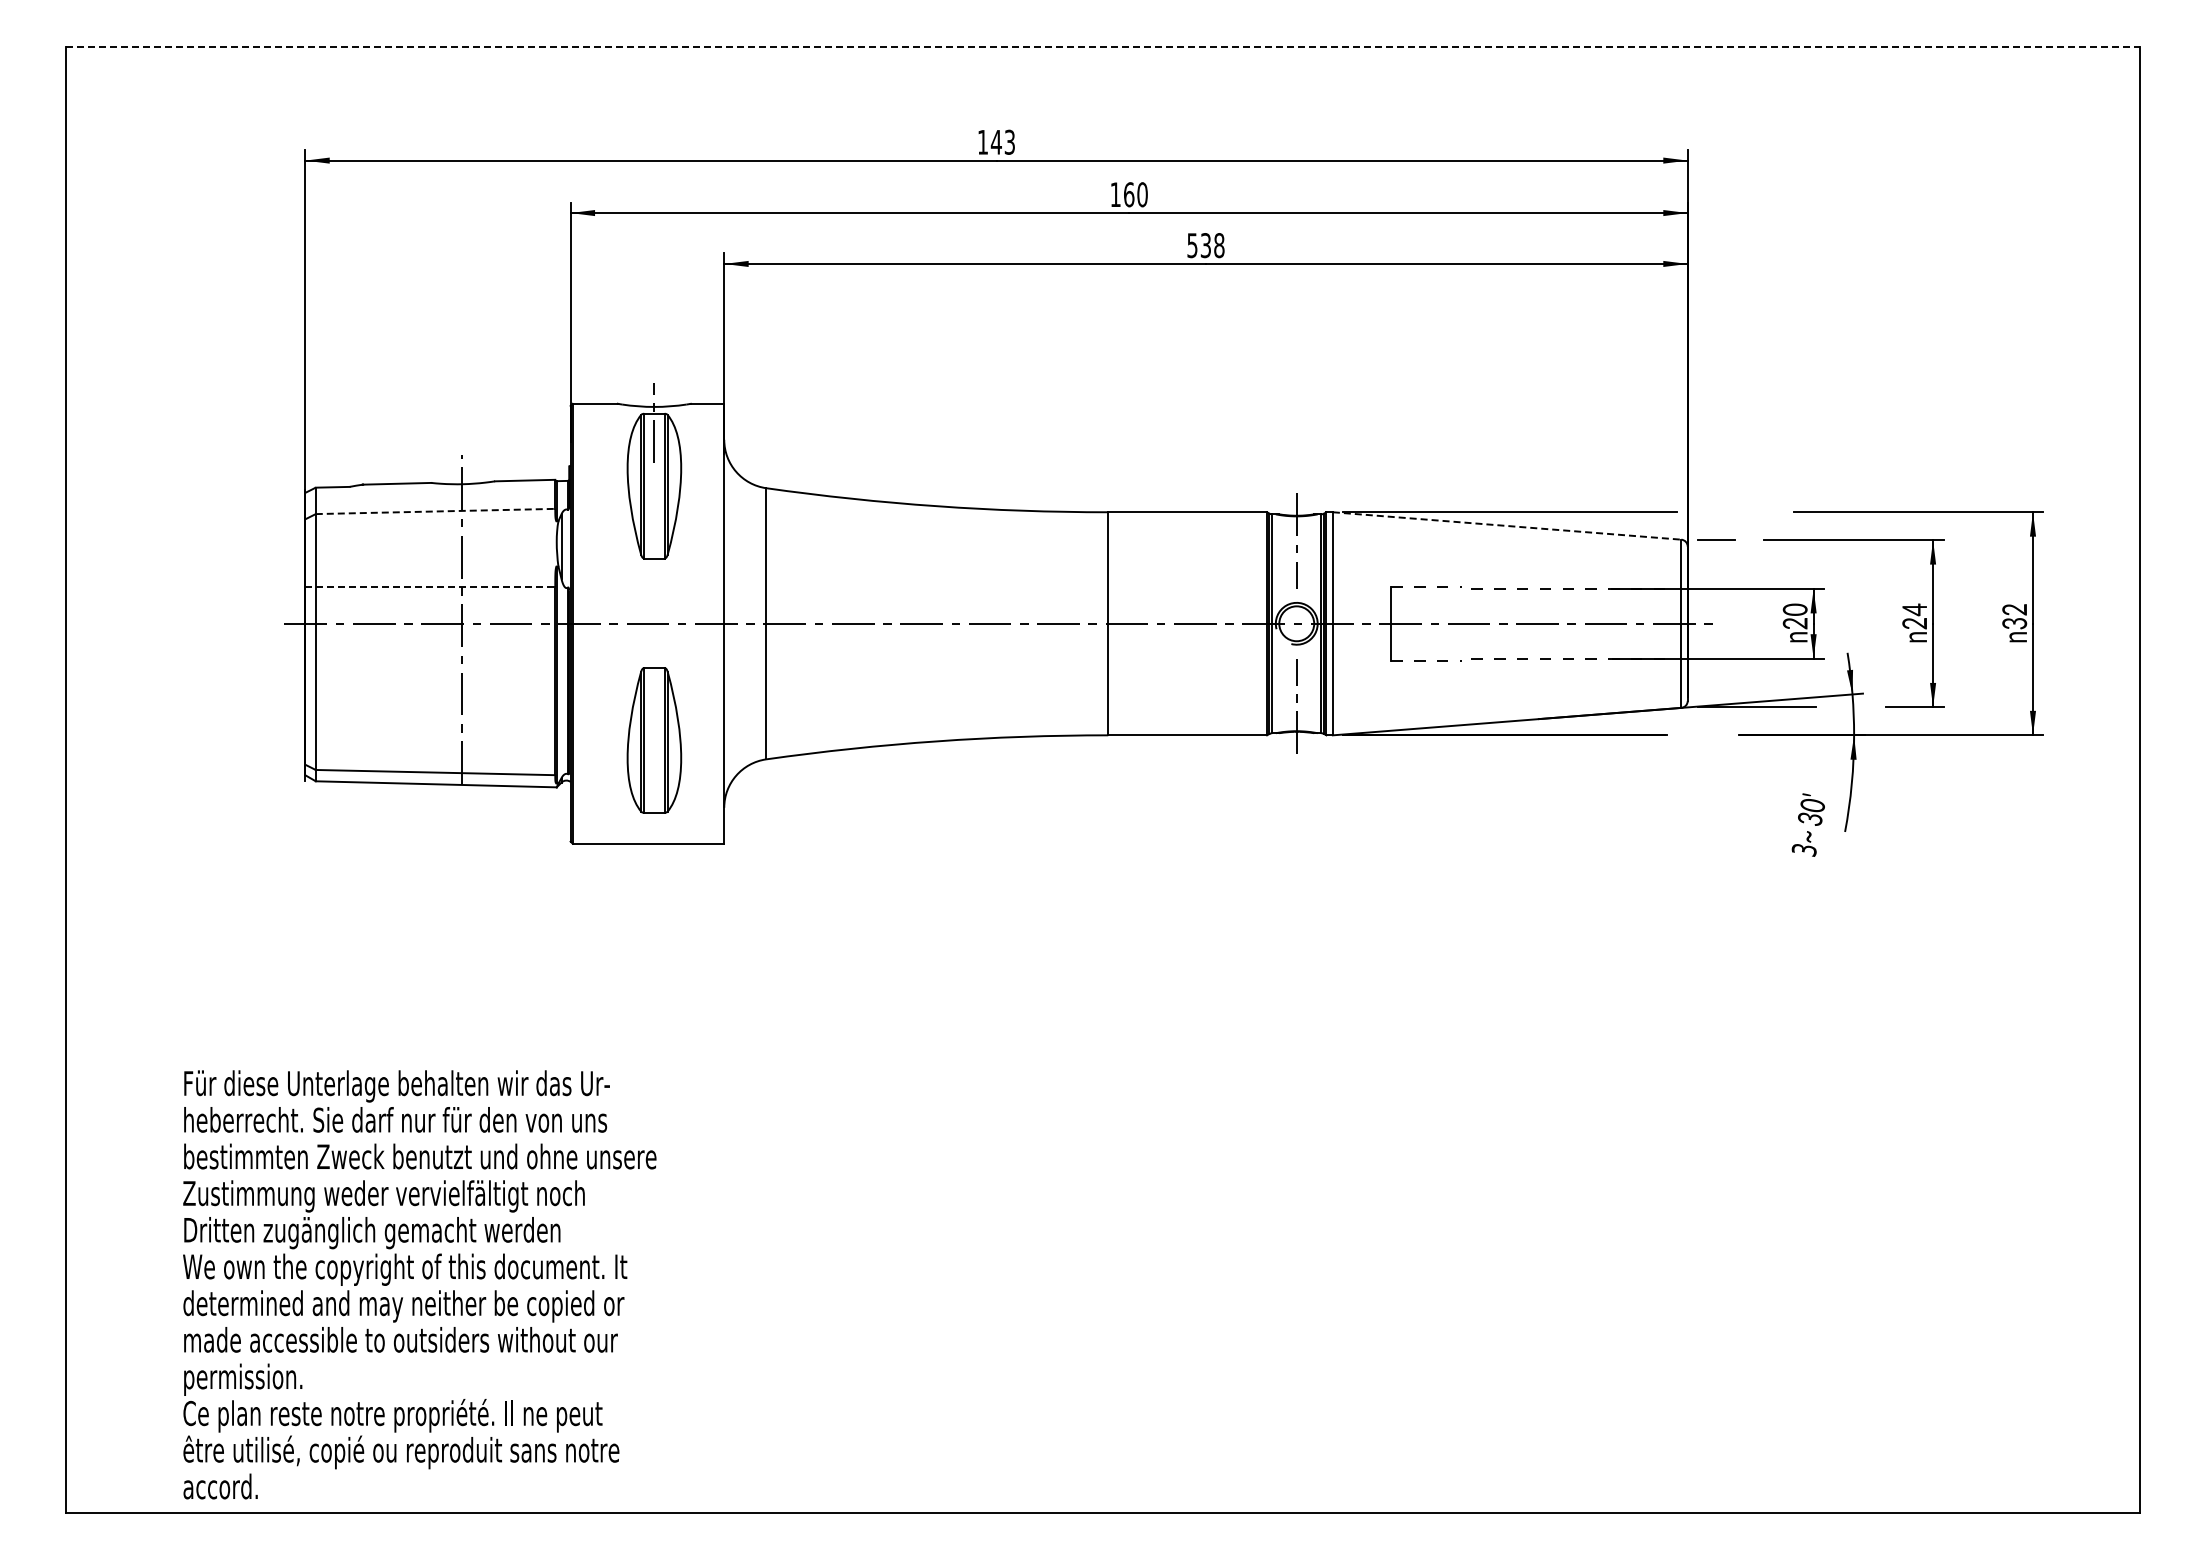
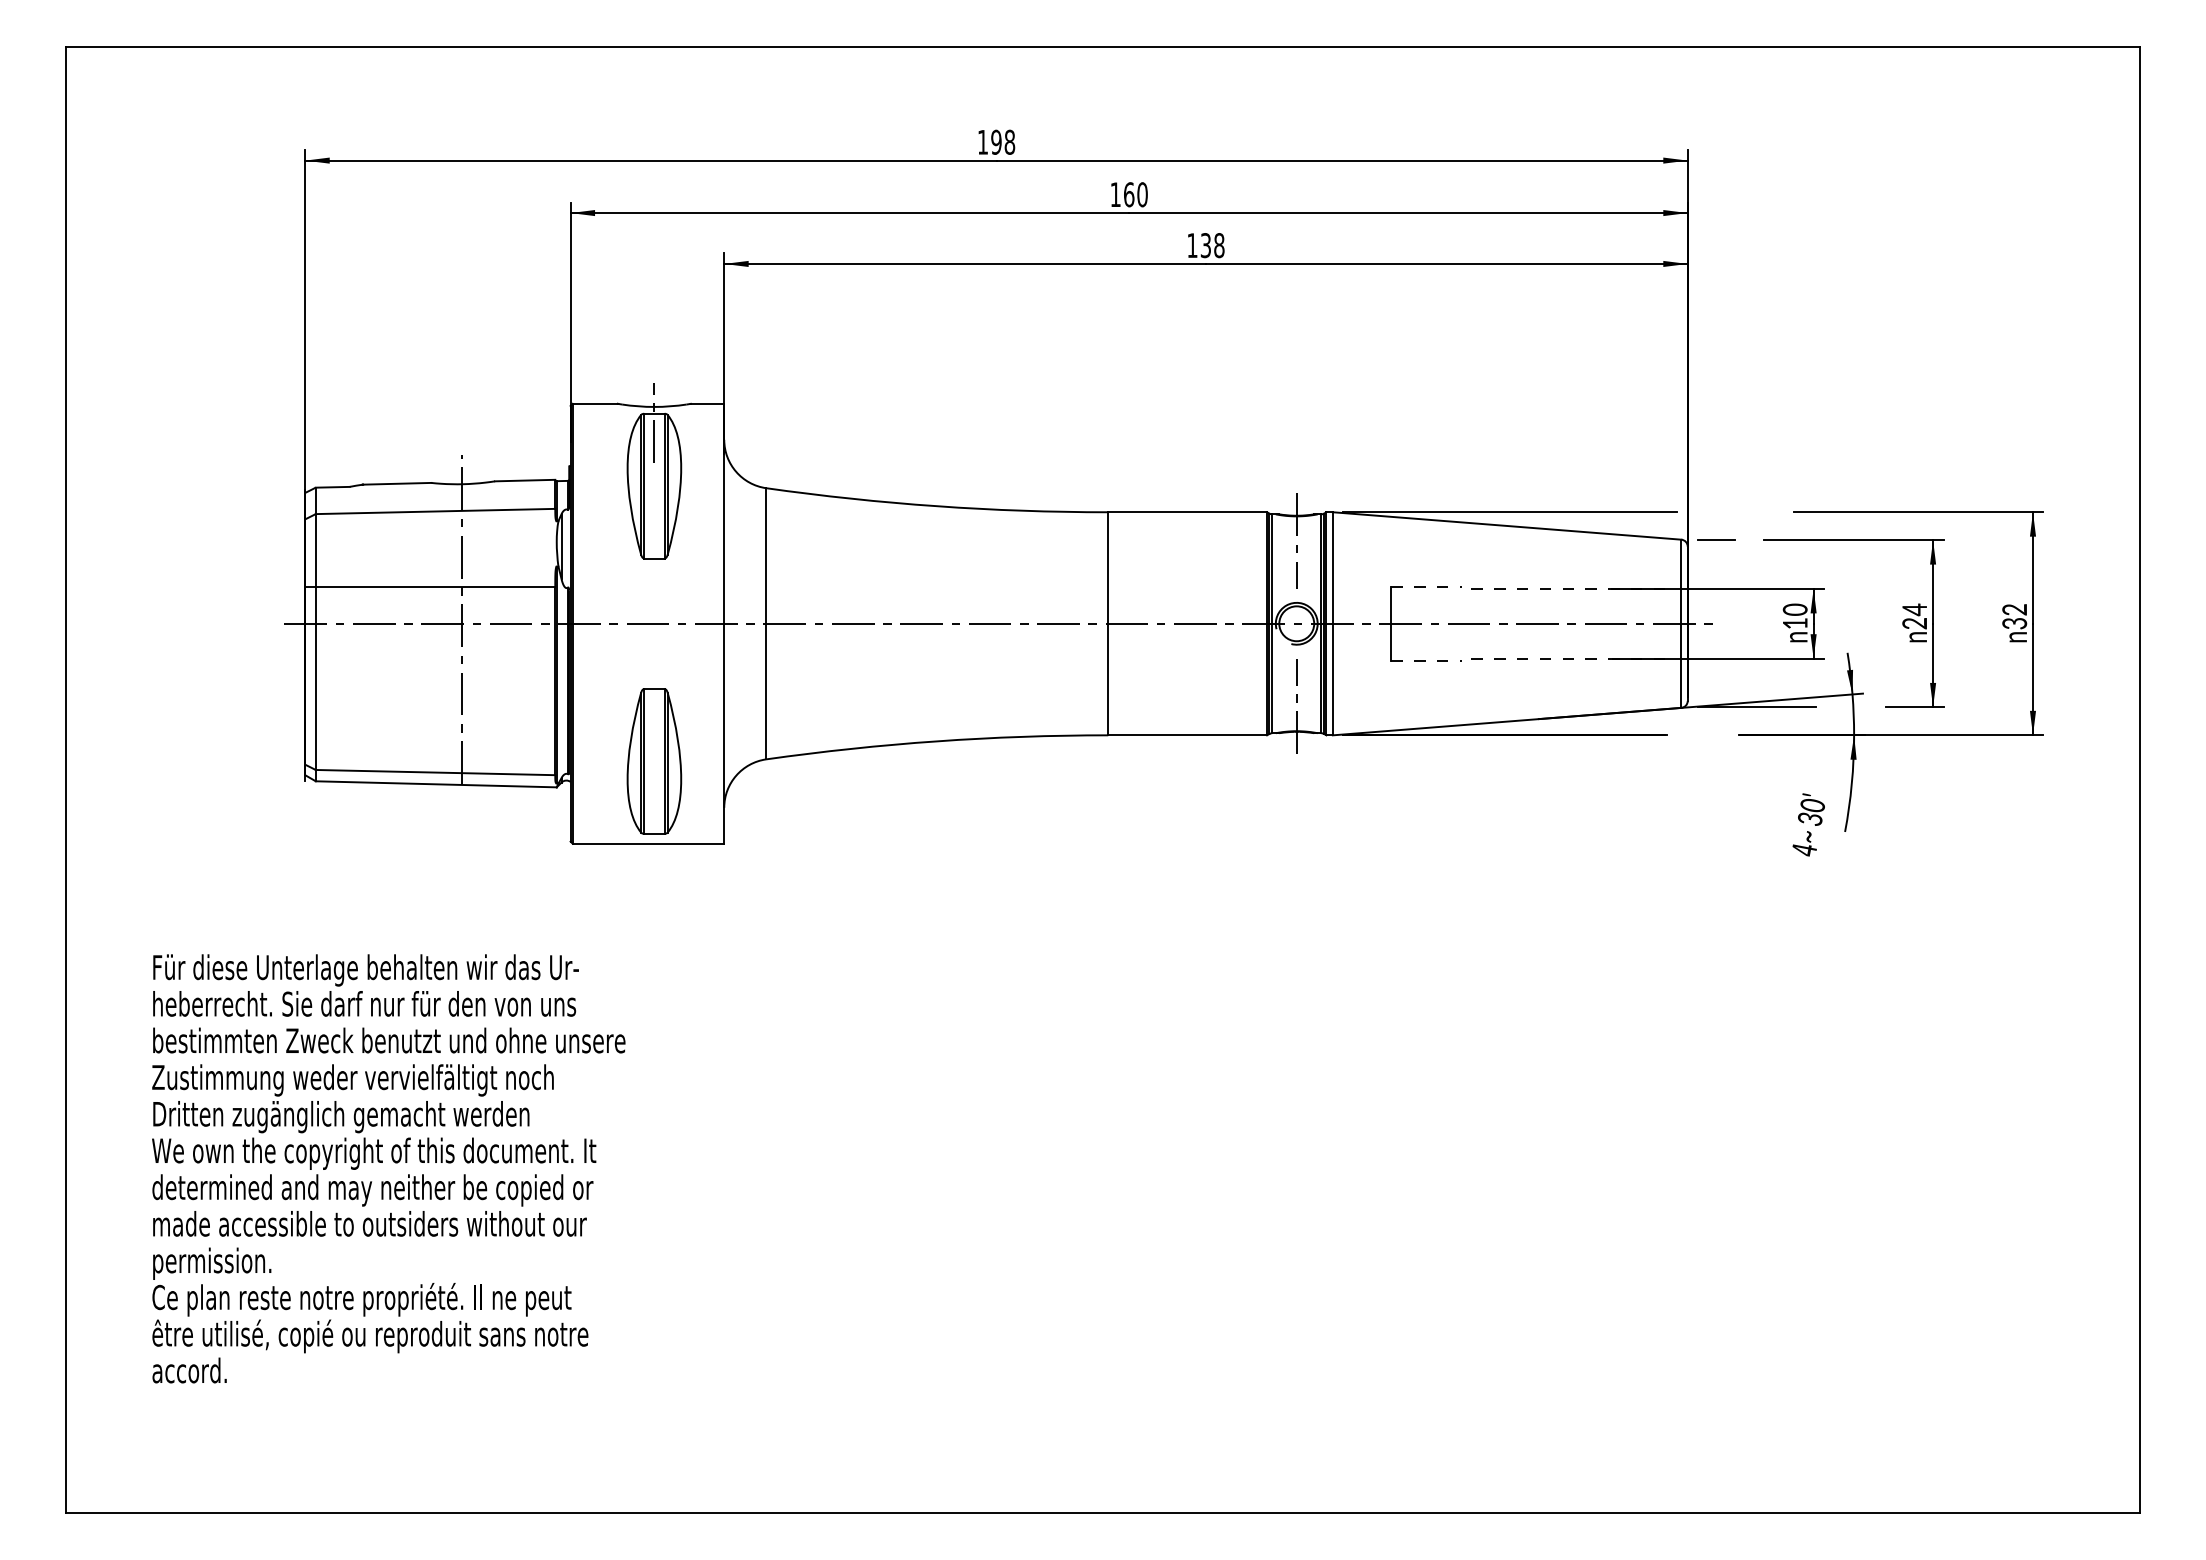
line: dashed -> solid (1103, 46)
text: 143 -> 198 (1002, 141)
text: 538 -> 138 (1192, 245)
line: dashed -> solid (435, 511)
line: dashed -> solid (1507, 525)
line: dashed -> solid (430, 587)
text: 20 -> 10 (1794, 623)
part position: (654, 740) -> (654, 761) (654, 761)
text: 3 -> 4 (1803, 850)
text position: (419, 1284) -> (388, 1168) (388, 1168)
